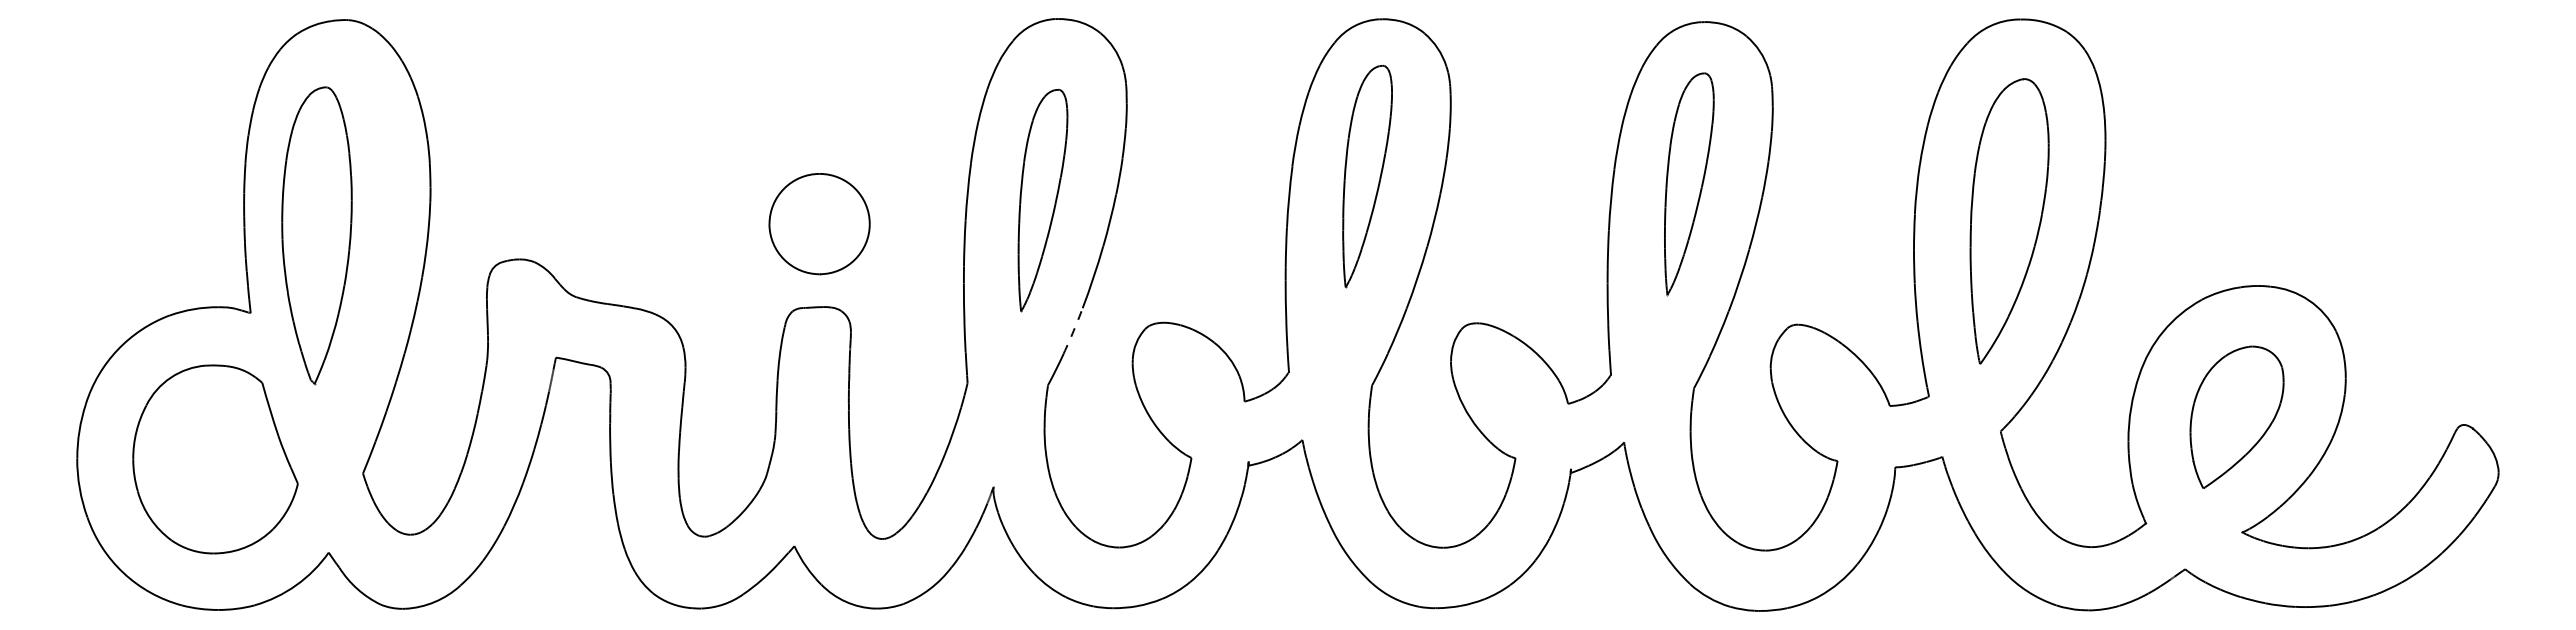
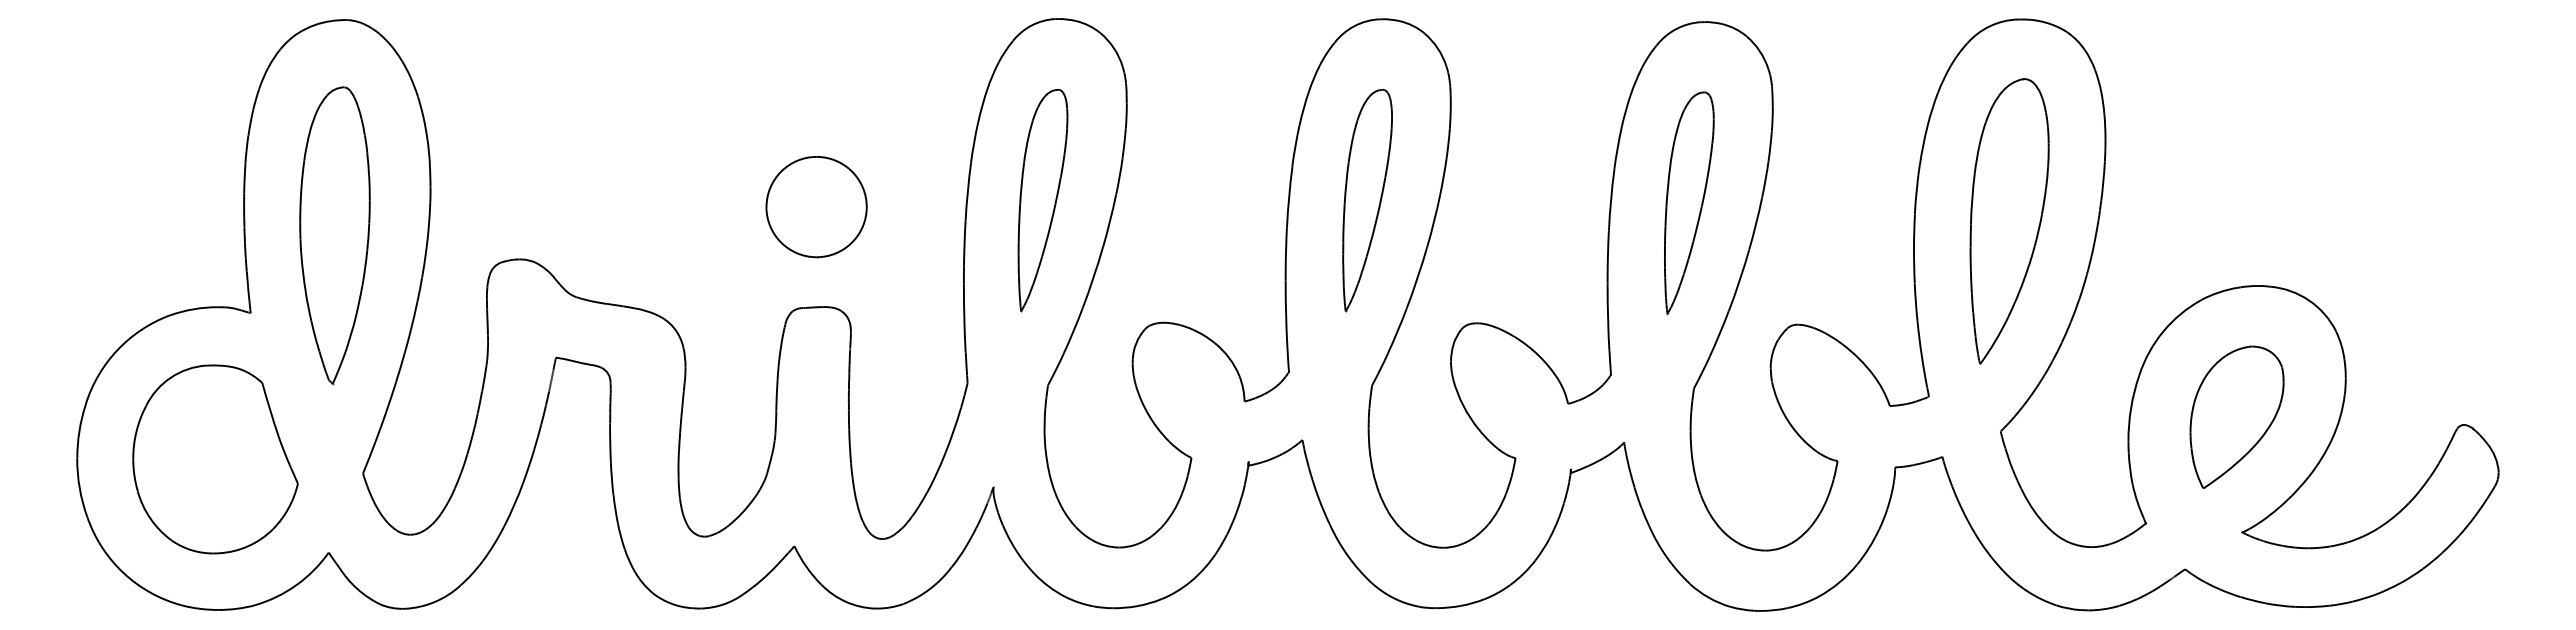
part position: (1367, 176) -> (1367, 200) (1367, 200)
part position: (1689, 184) -> (1689, 203) (1689, 203)
part position: (819, 224) -> (816, 207) (816, 207)
part position: (316, 235) -> (334, 235) (334, 235)
arc: dashed -> solid (1073, 331)
